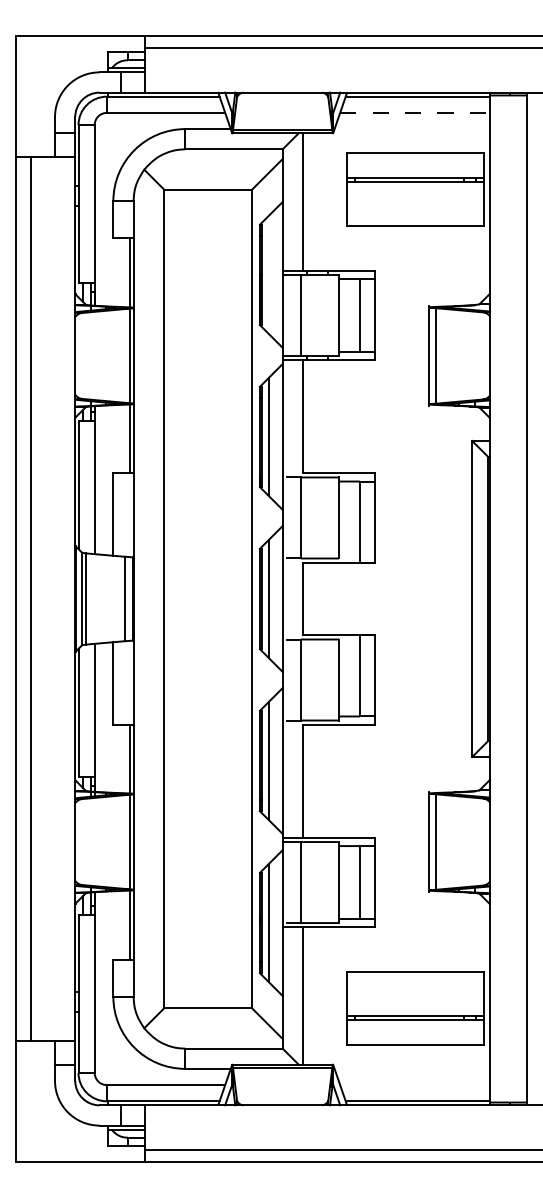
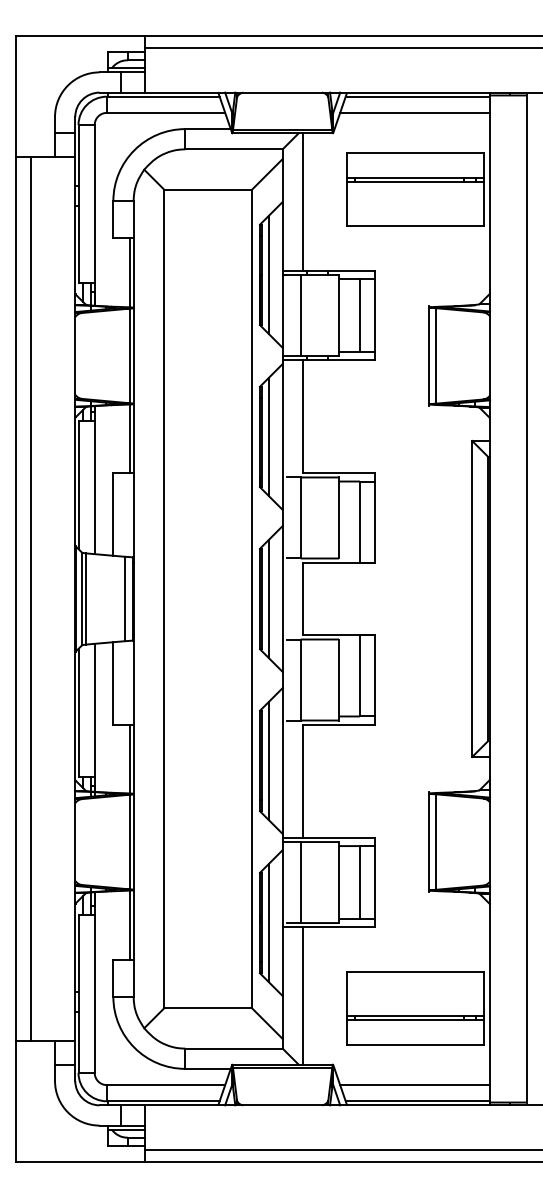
line: dashed -> solid (415, 112)
line: none -> present (268, 274)
line: none -> present (415, 1085)
